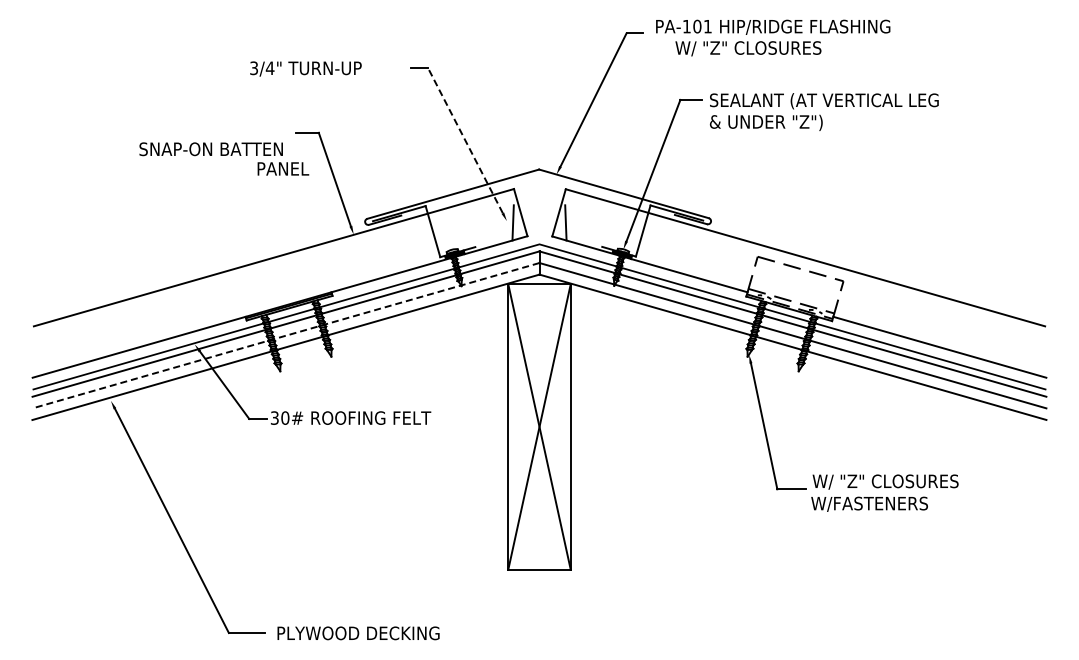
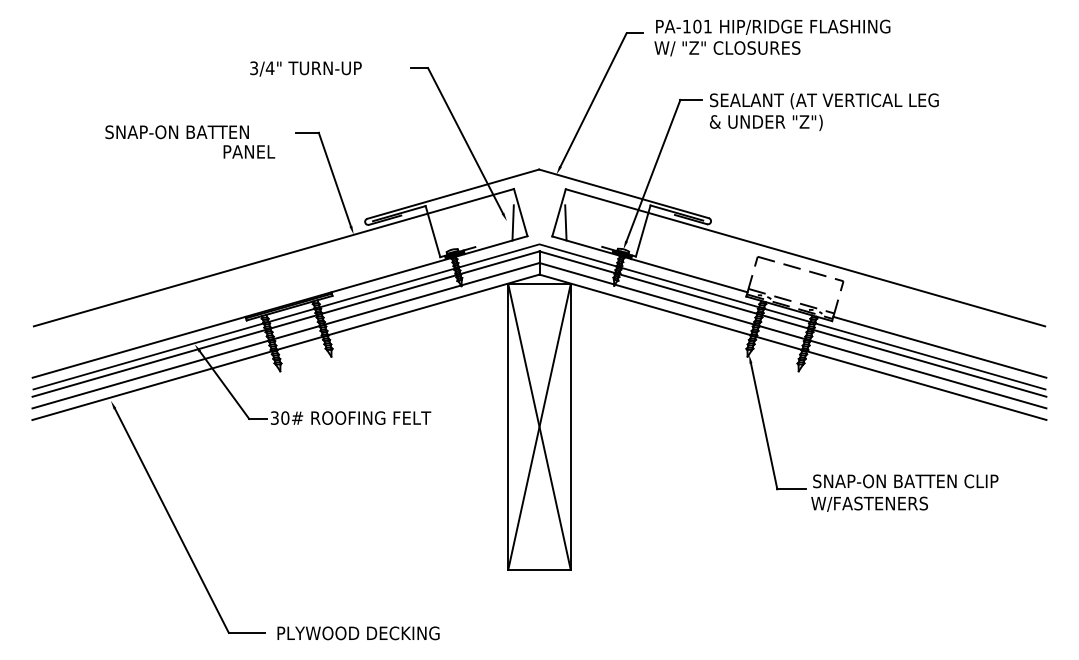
text position: (748, 48) -> (727, 48) (727, 48)
line: dashed -> solid (465, 140)
text position: (224, 158) -> (190, 141) (190, 141)
line: dashed -> solid (286, 335)
text: W/ "Z" CLOSURES -> SNAP-ON BATTEN CLIP (905, 481)
